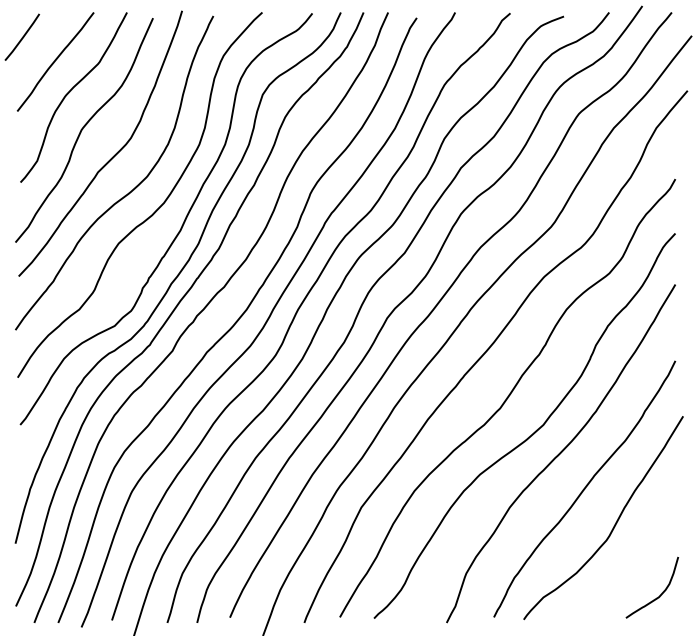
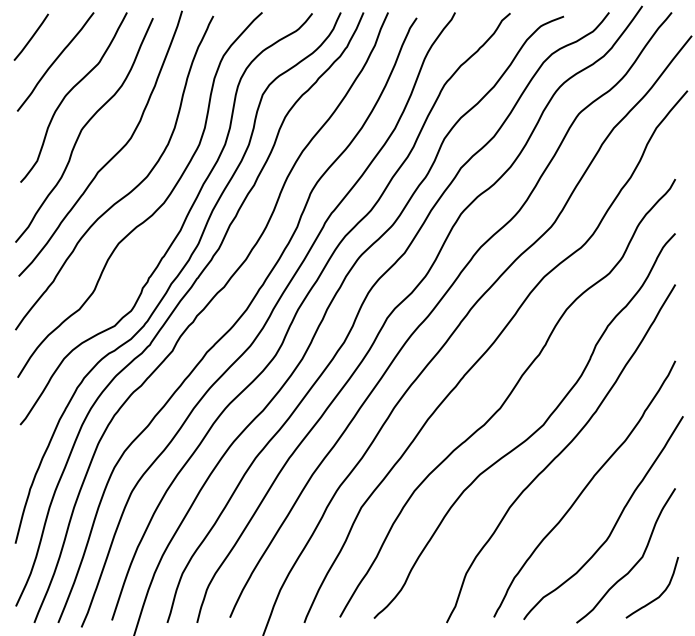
line position: (22, 36) -> (31, 36) (31, 36)
curve: none -> present (634, 564)
